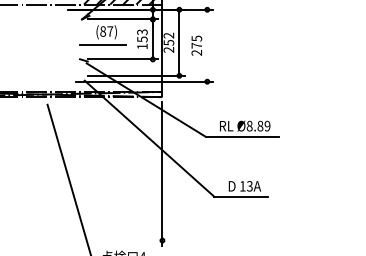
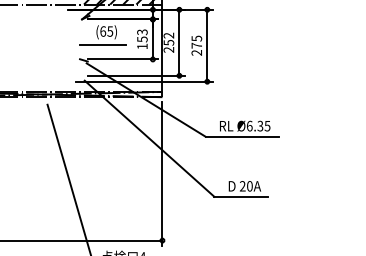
text: (87) -> (65) (106, 31)
line: none -> present (207, 45)
text: Ø8.89 -> Ø6.35 (258, 125)
text: 13A -> 20A (245, 186)
line: none -> present (82, 240)
